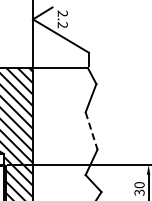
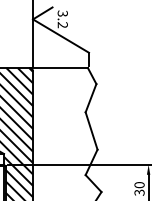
text: 2.2 -> 3.2 (62, 13)
line: dashed -> solid (91, 131)
